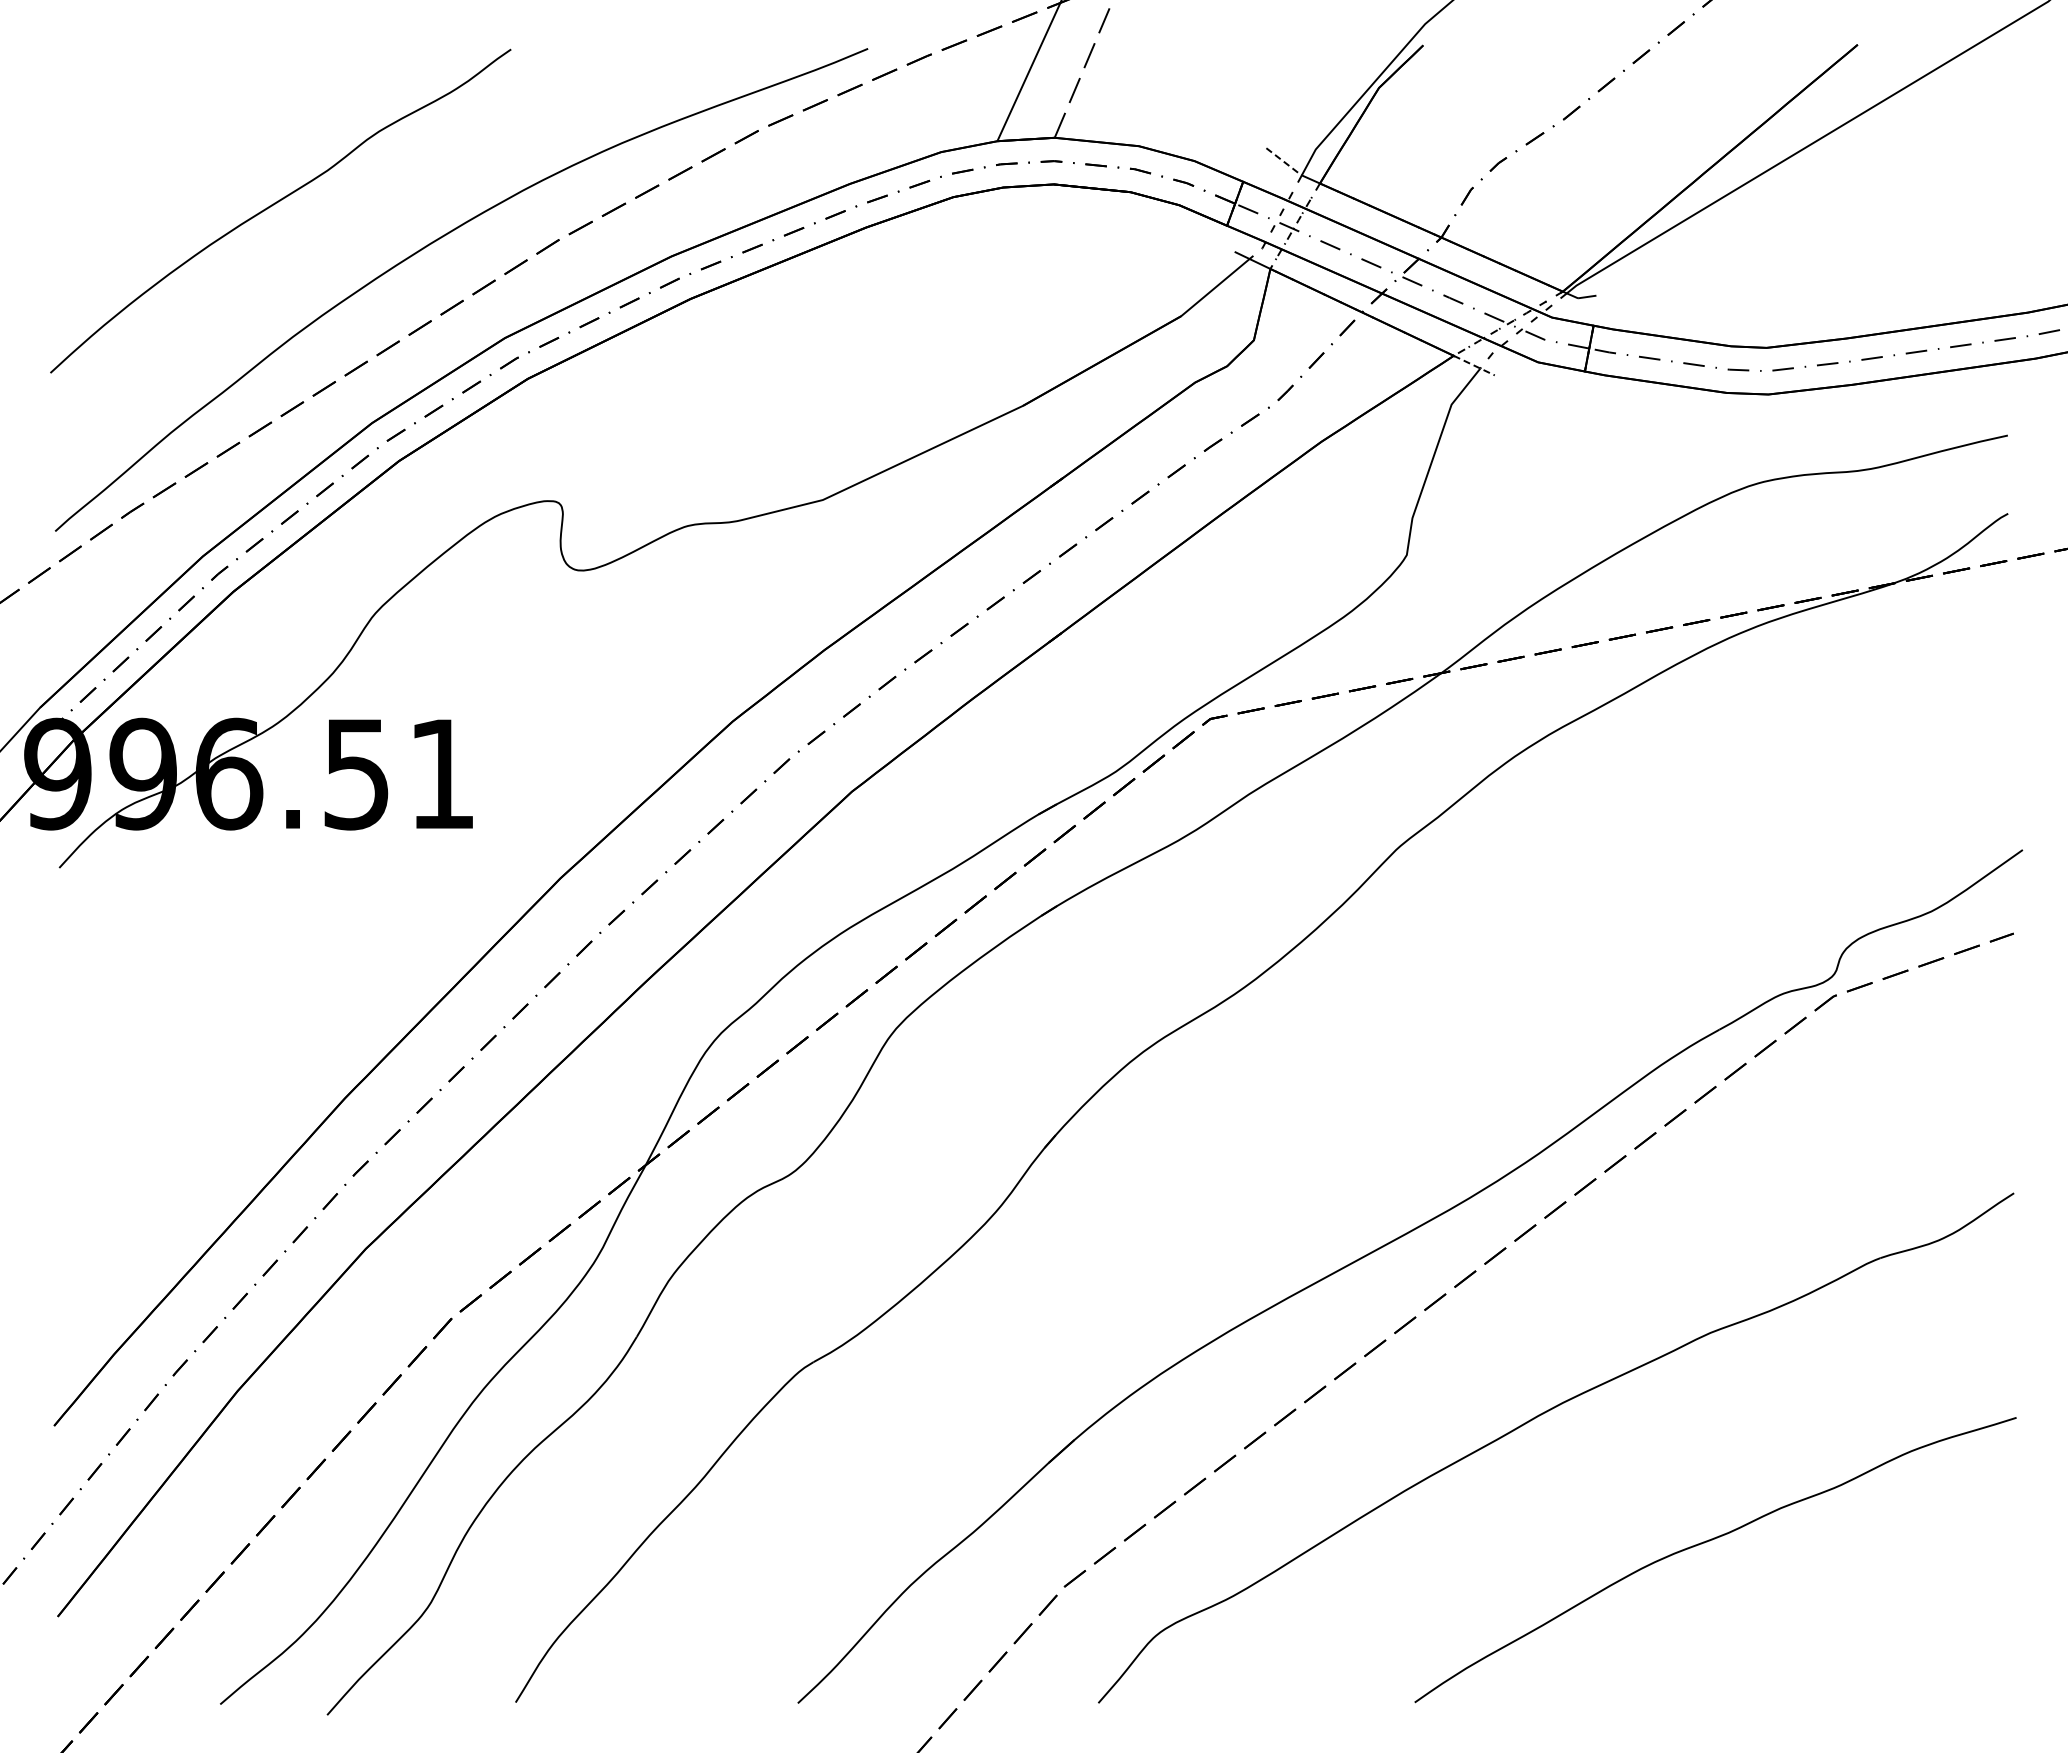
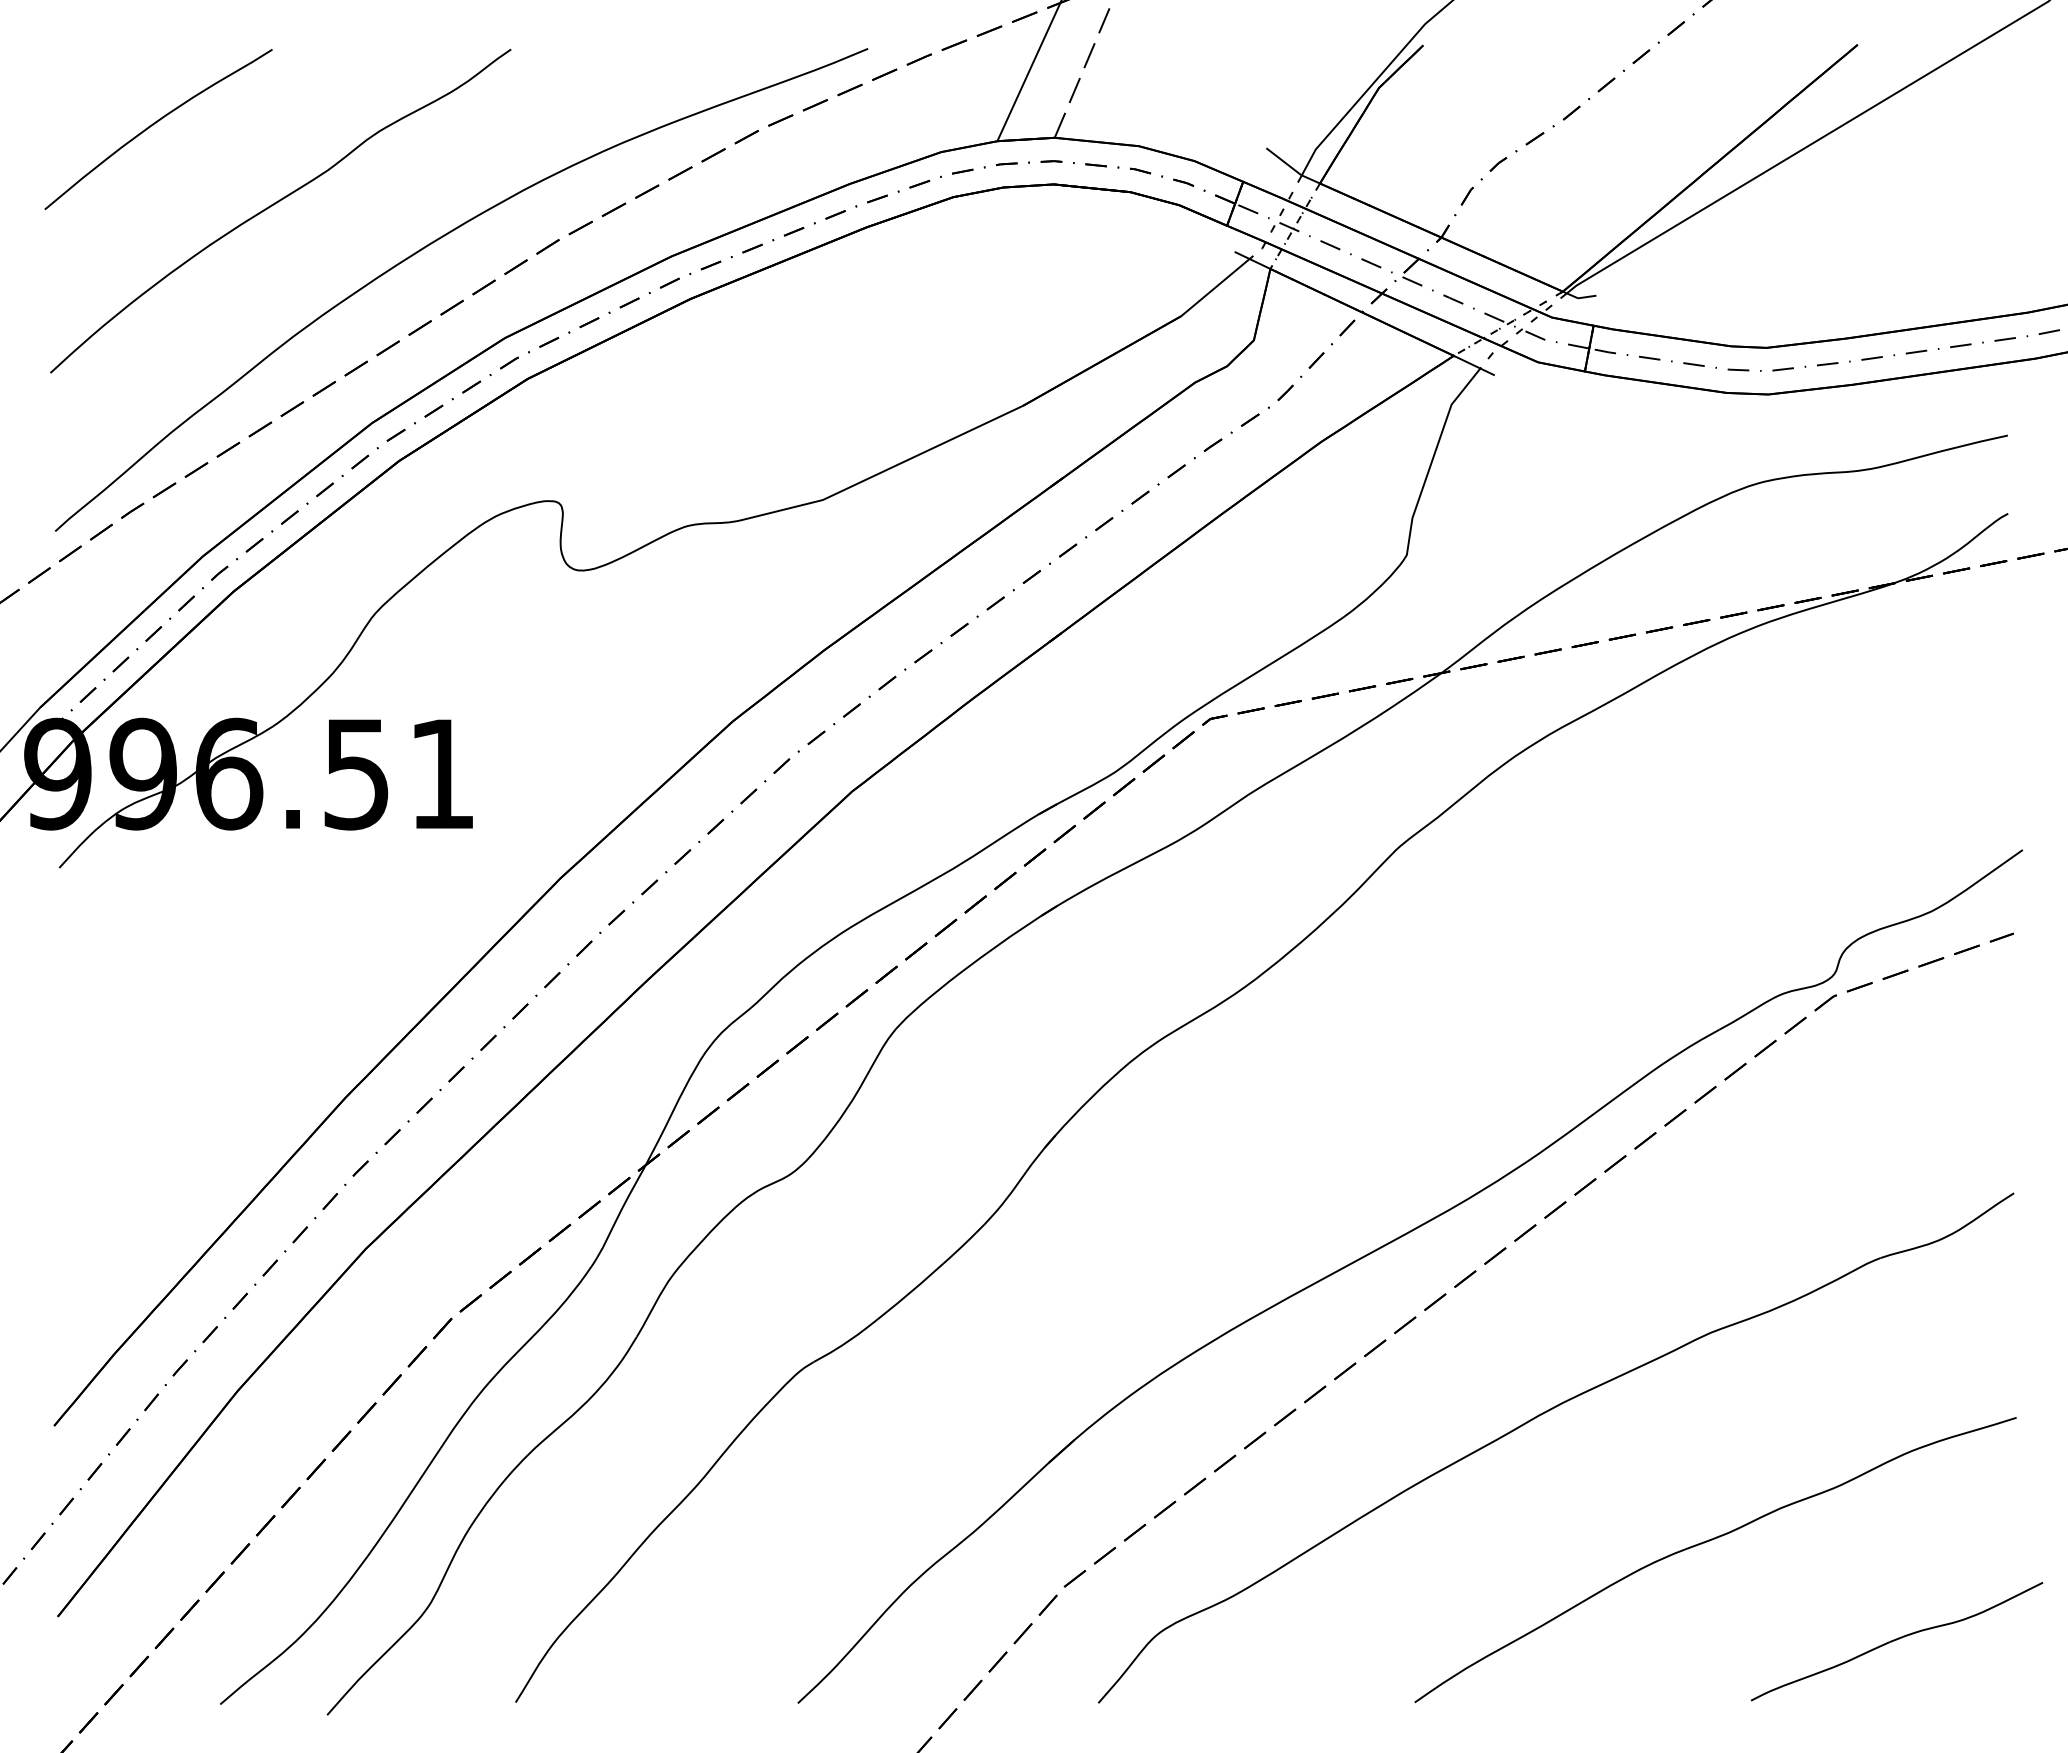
curve: none -> present (156, 123)
line: dashed -> solid (1283, 161)
line: dashed -> solid (1474, 365)
part: none -> present (1897, 1641)
